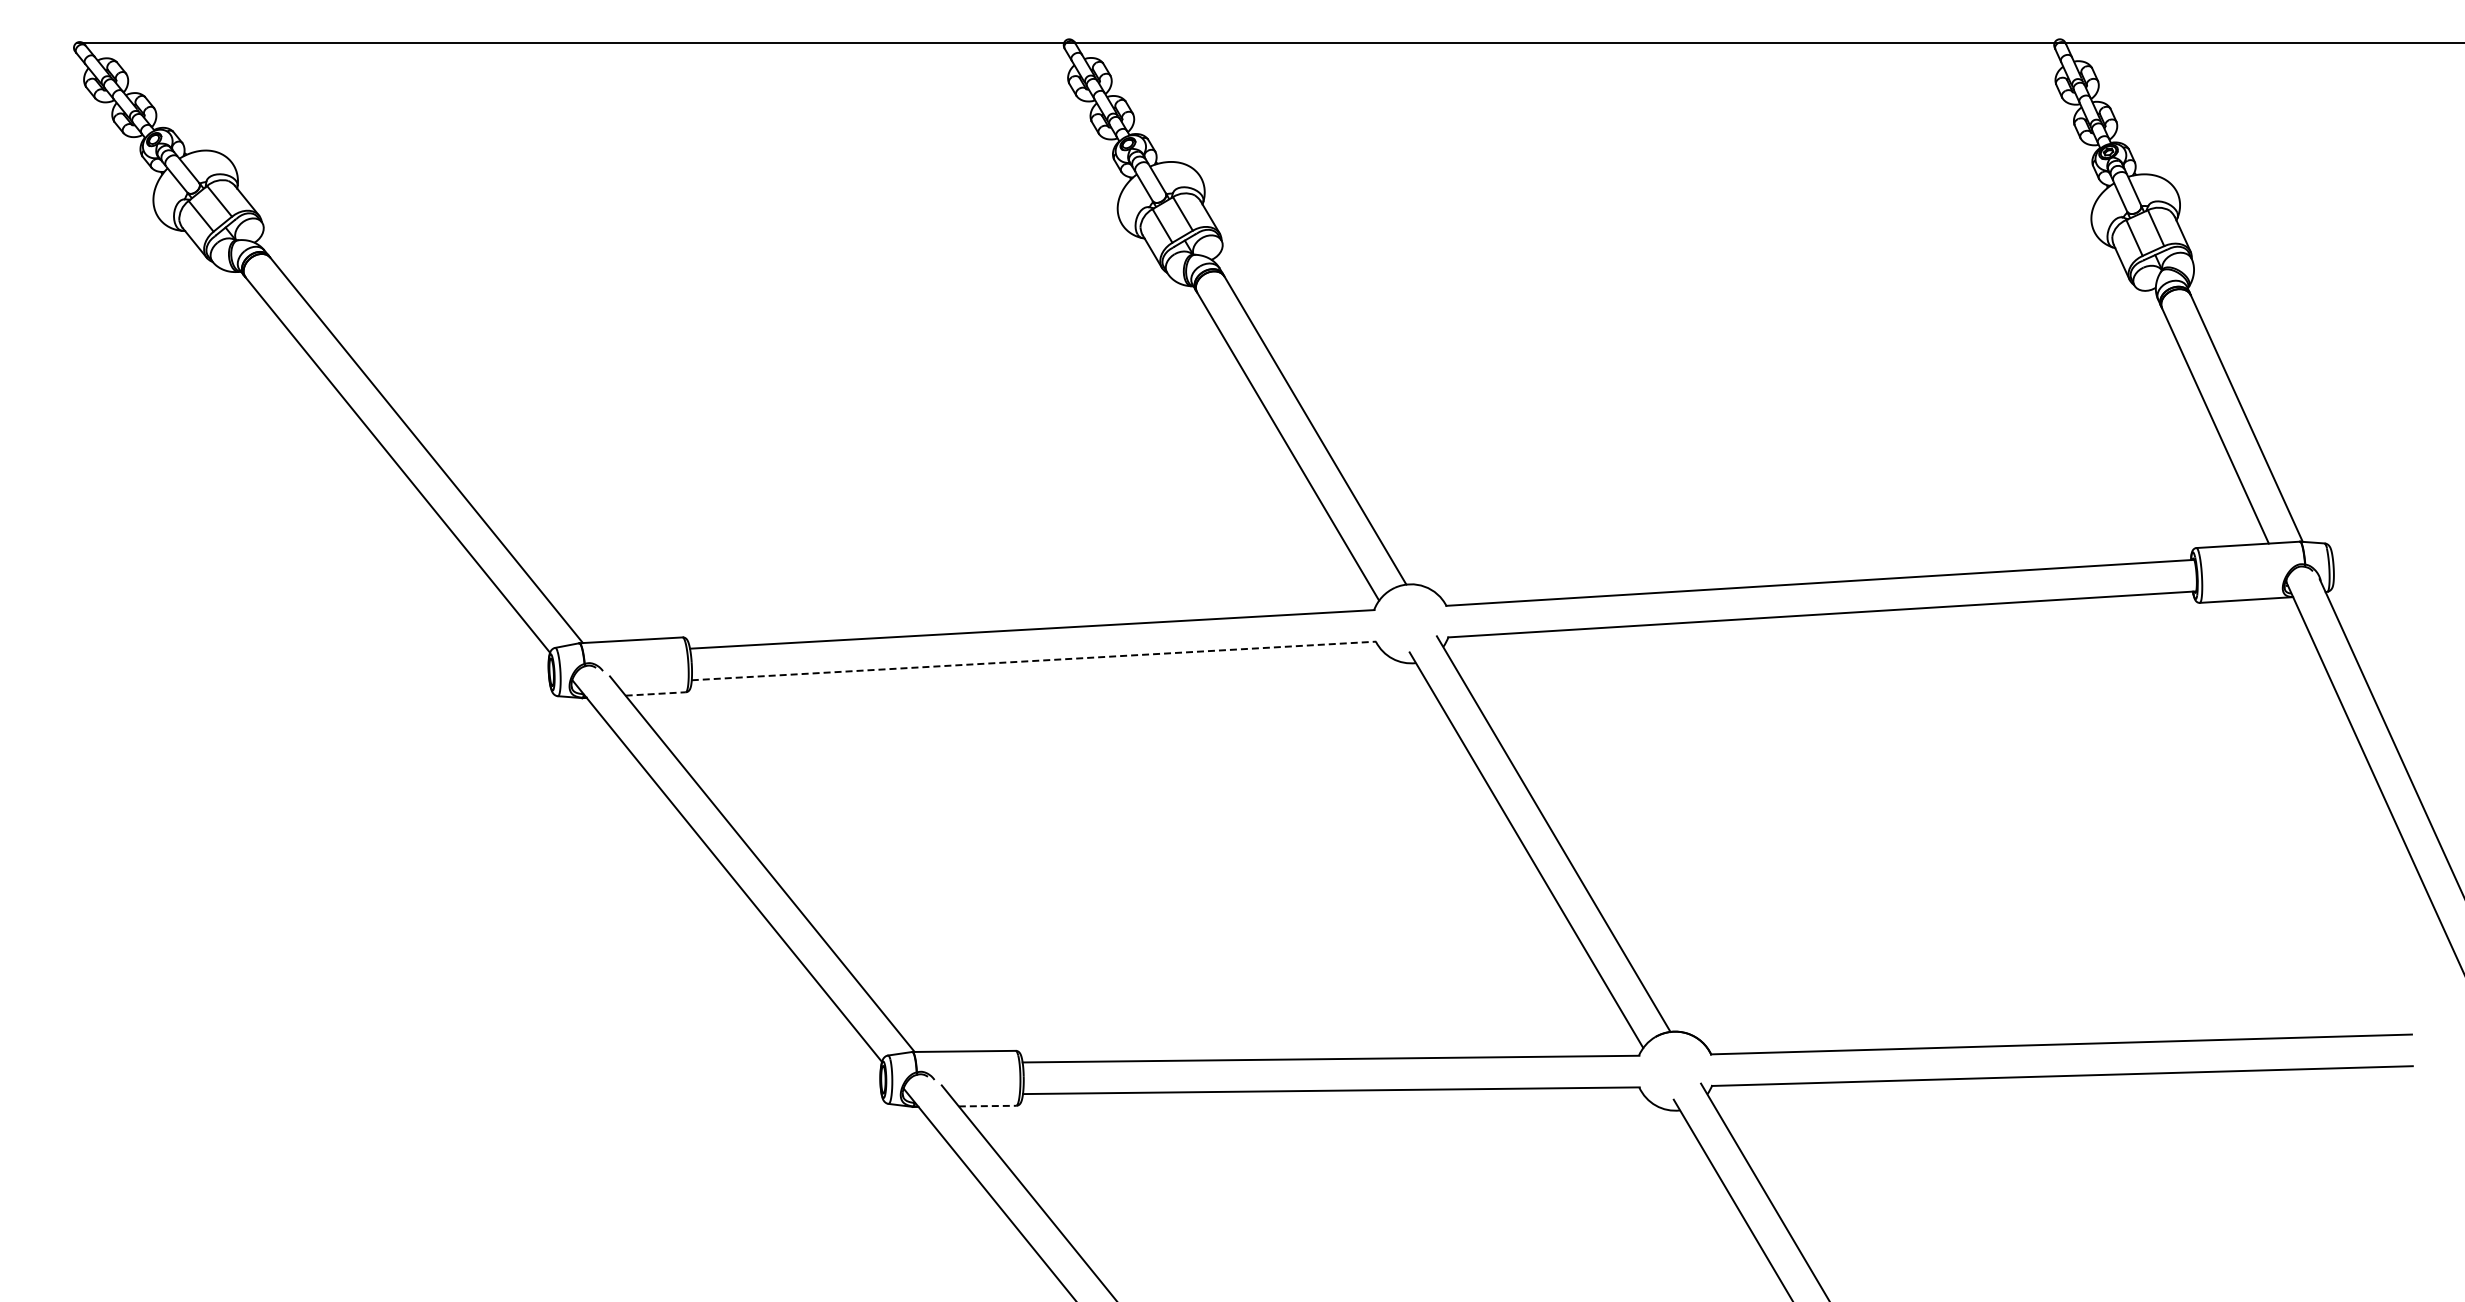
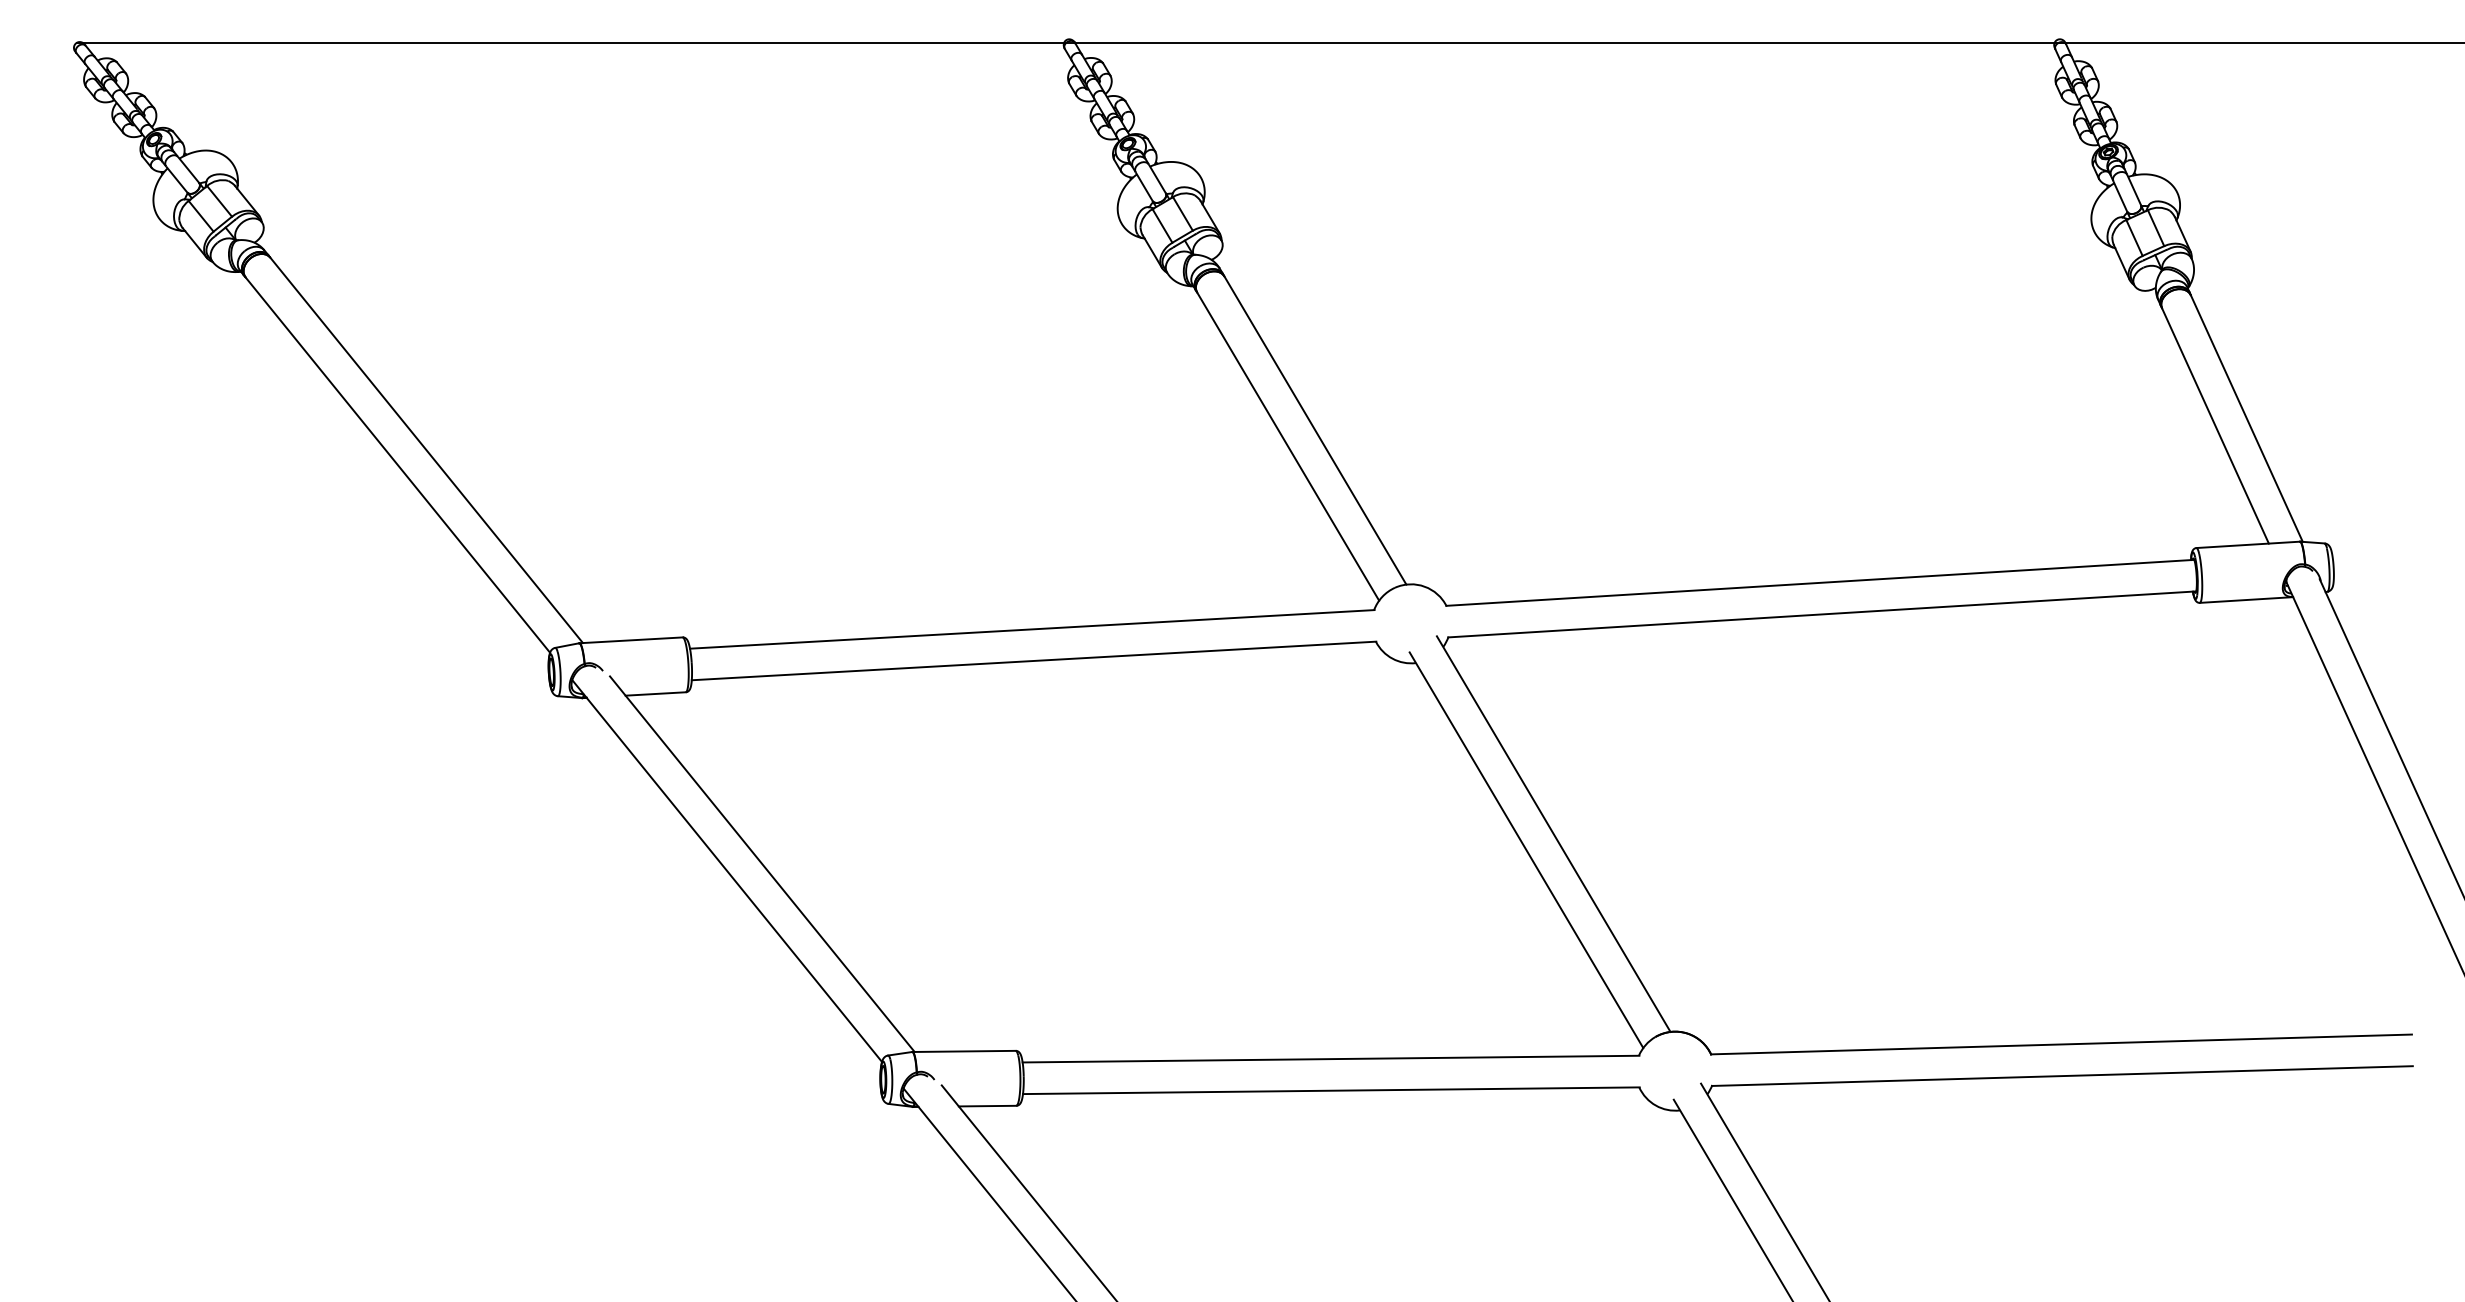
line: dashed -> solid (1034, 660)
line: dashed -> solid (656, 693)
line: dashed -> solid (987, 1106)
